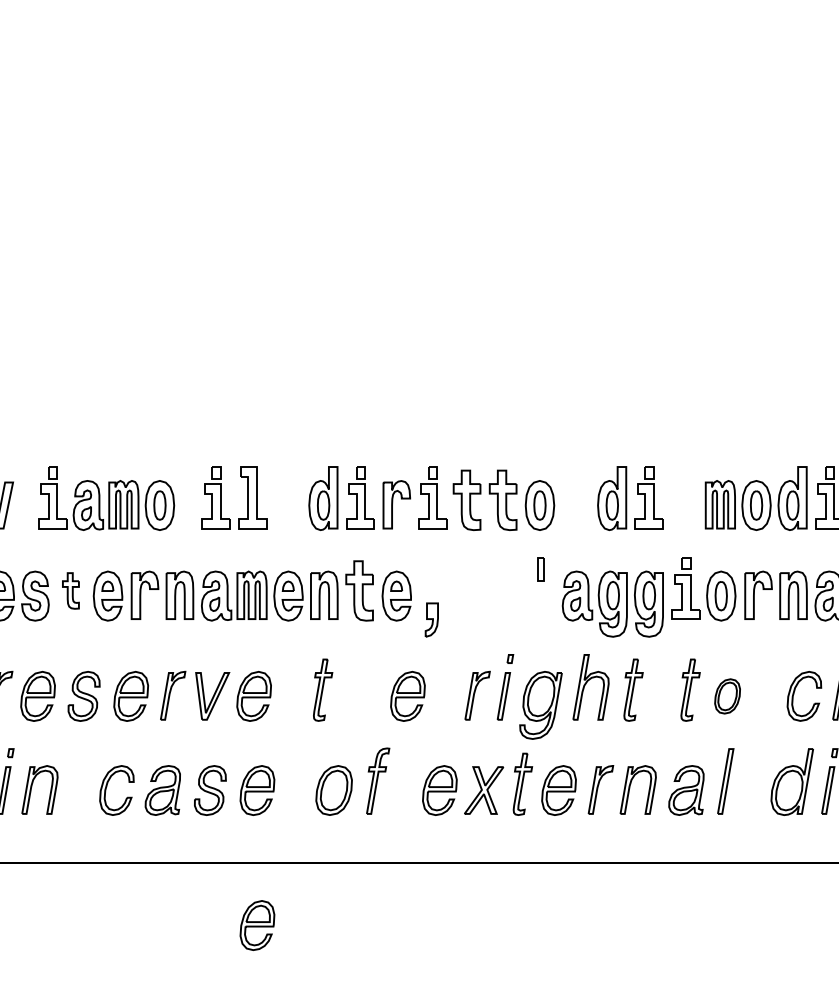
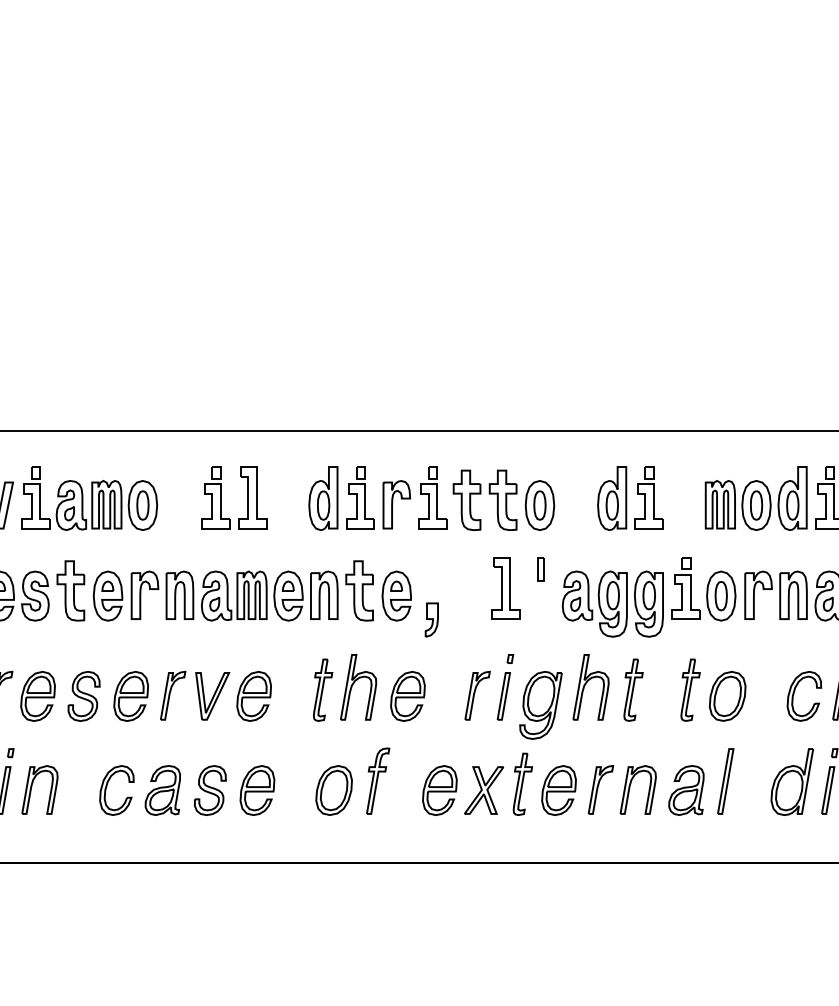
line: none -> present (418, 430)
part position: (106, 498) -> (89, 498) (89, 498)
part: none -> present (505, 588)
part size: 18x38 px -> 30x62 px (70, 590)
part: none -> present (358, 687)
part size: 27x37 px -> 39x51 px (727, 696)
part: present -> none (257, 925)
